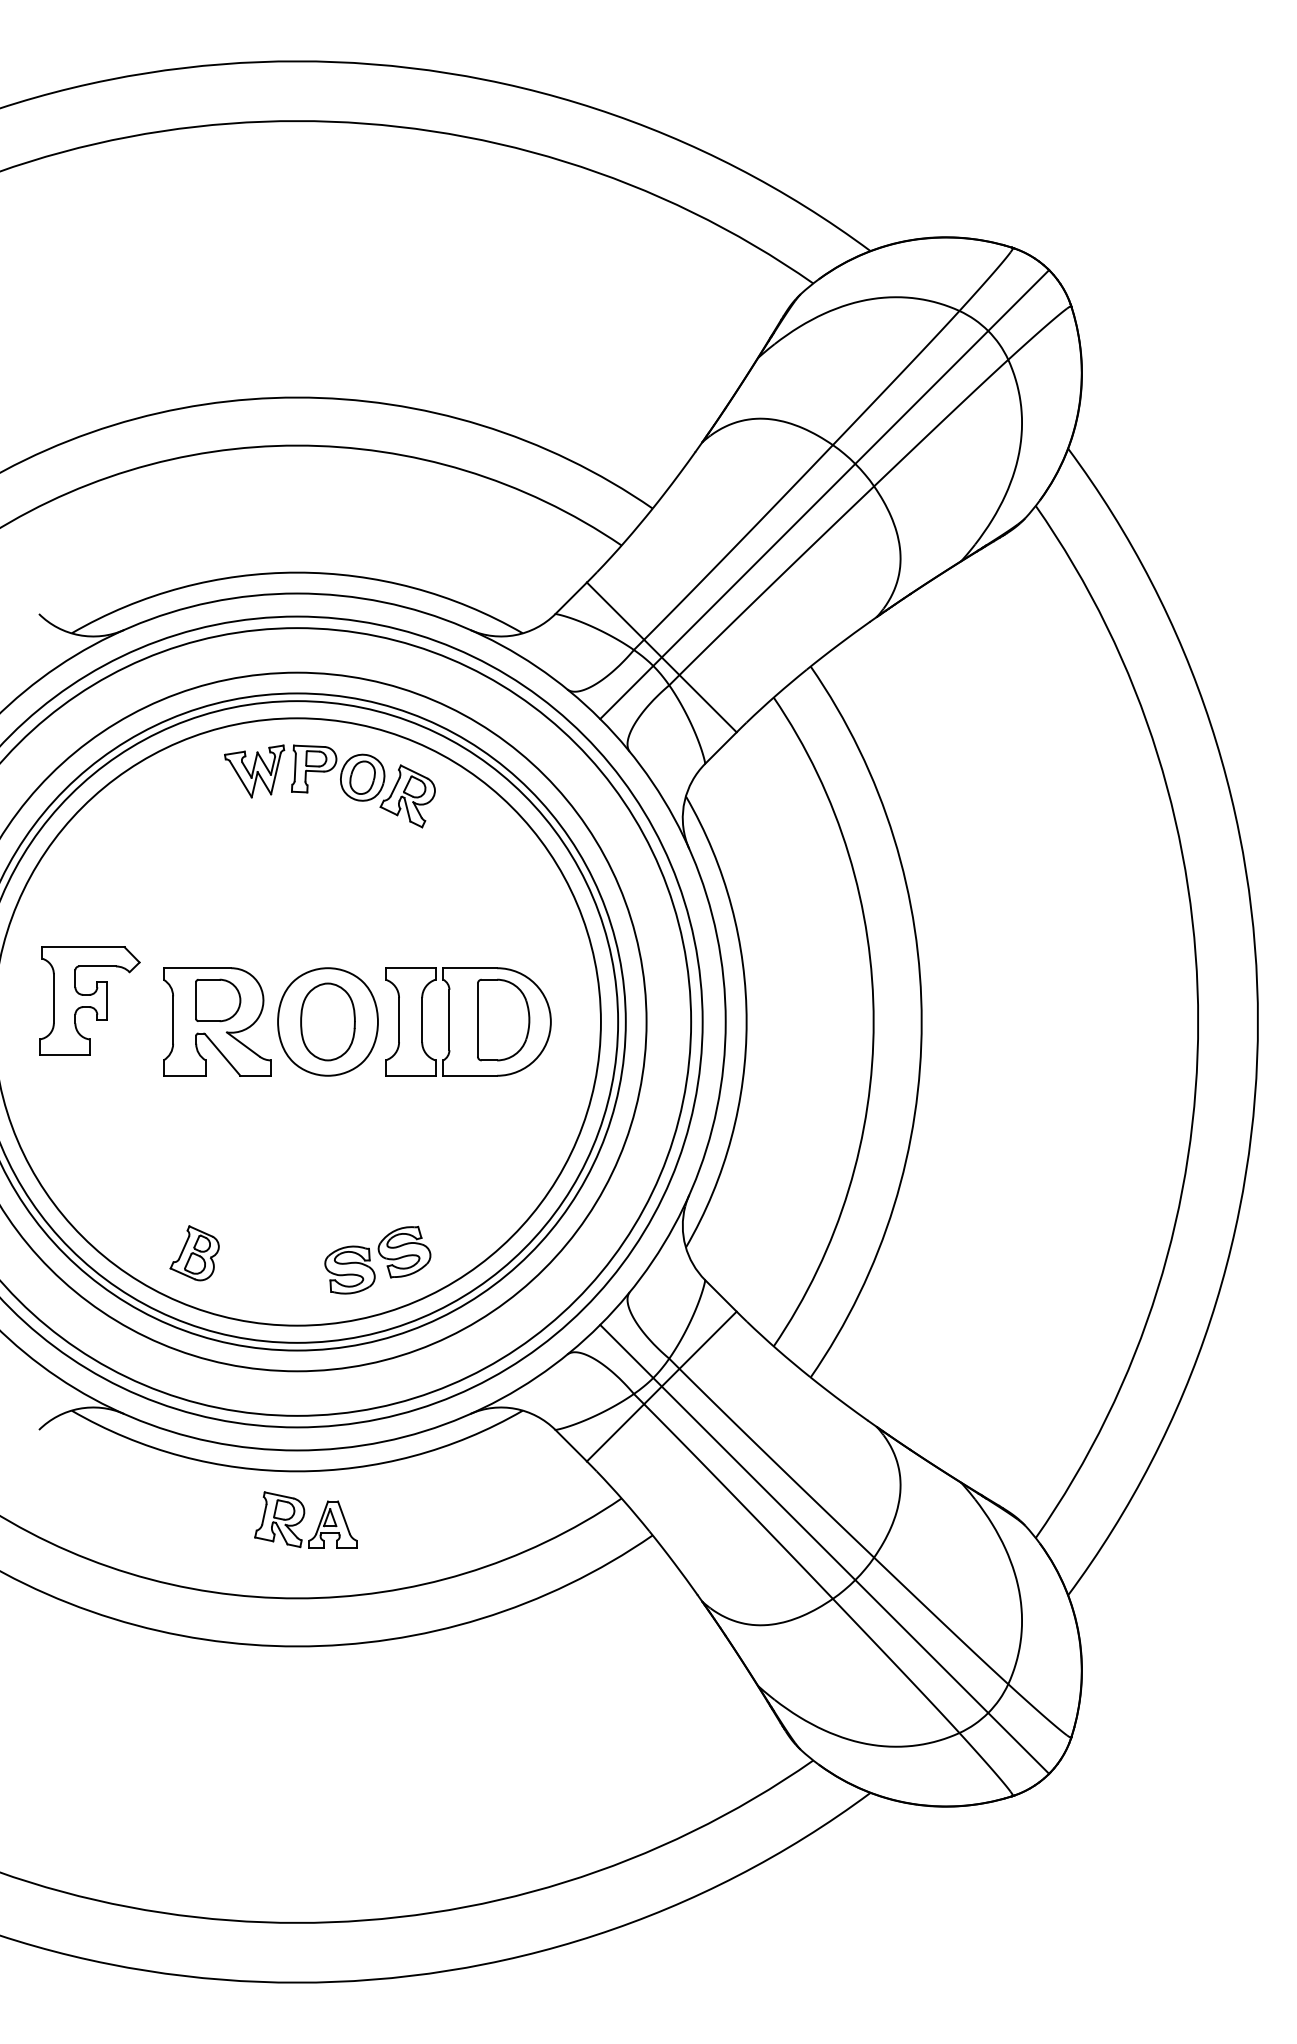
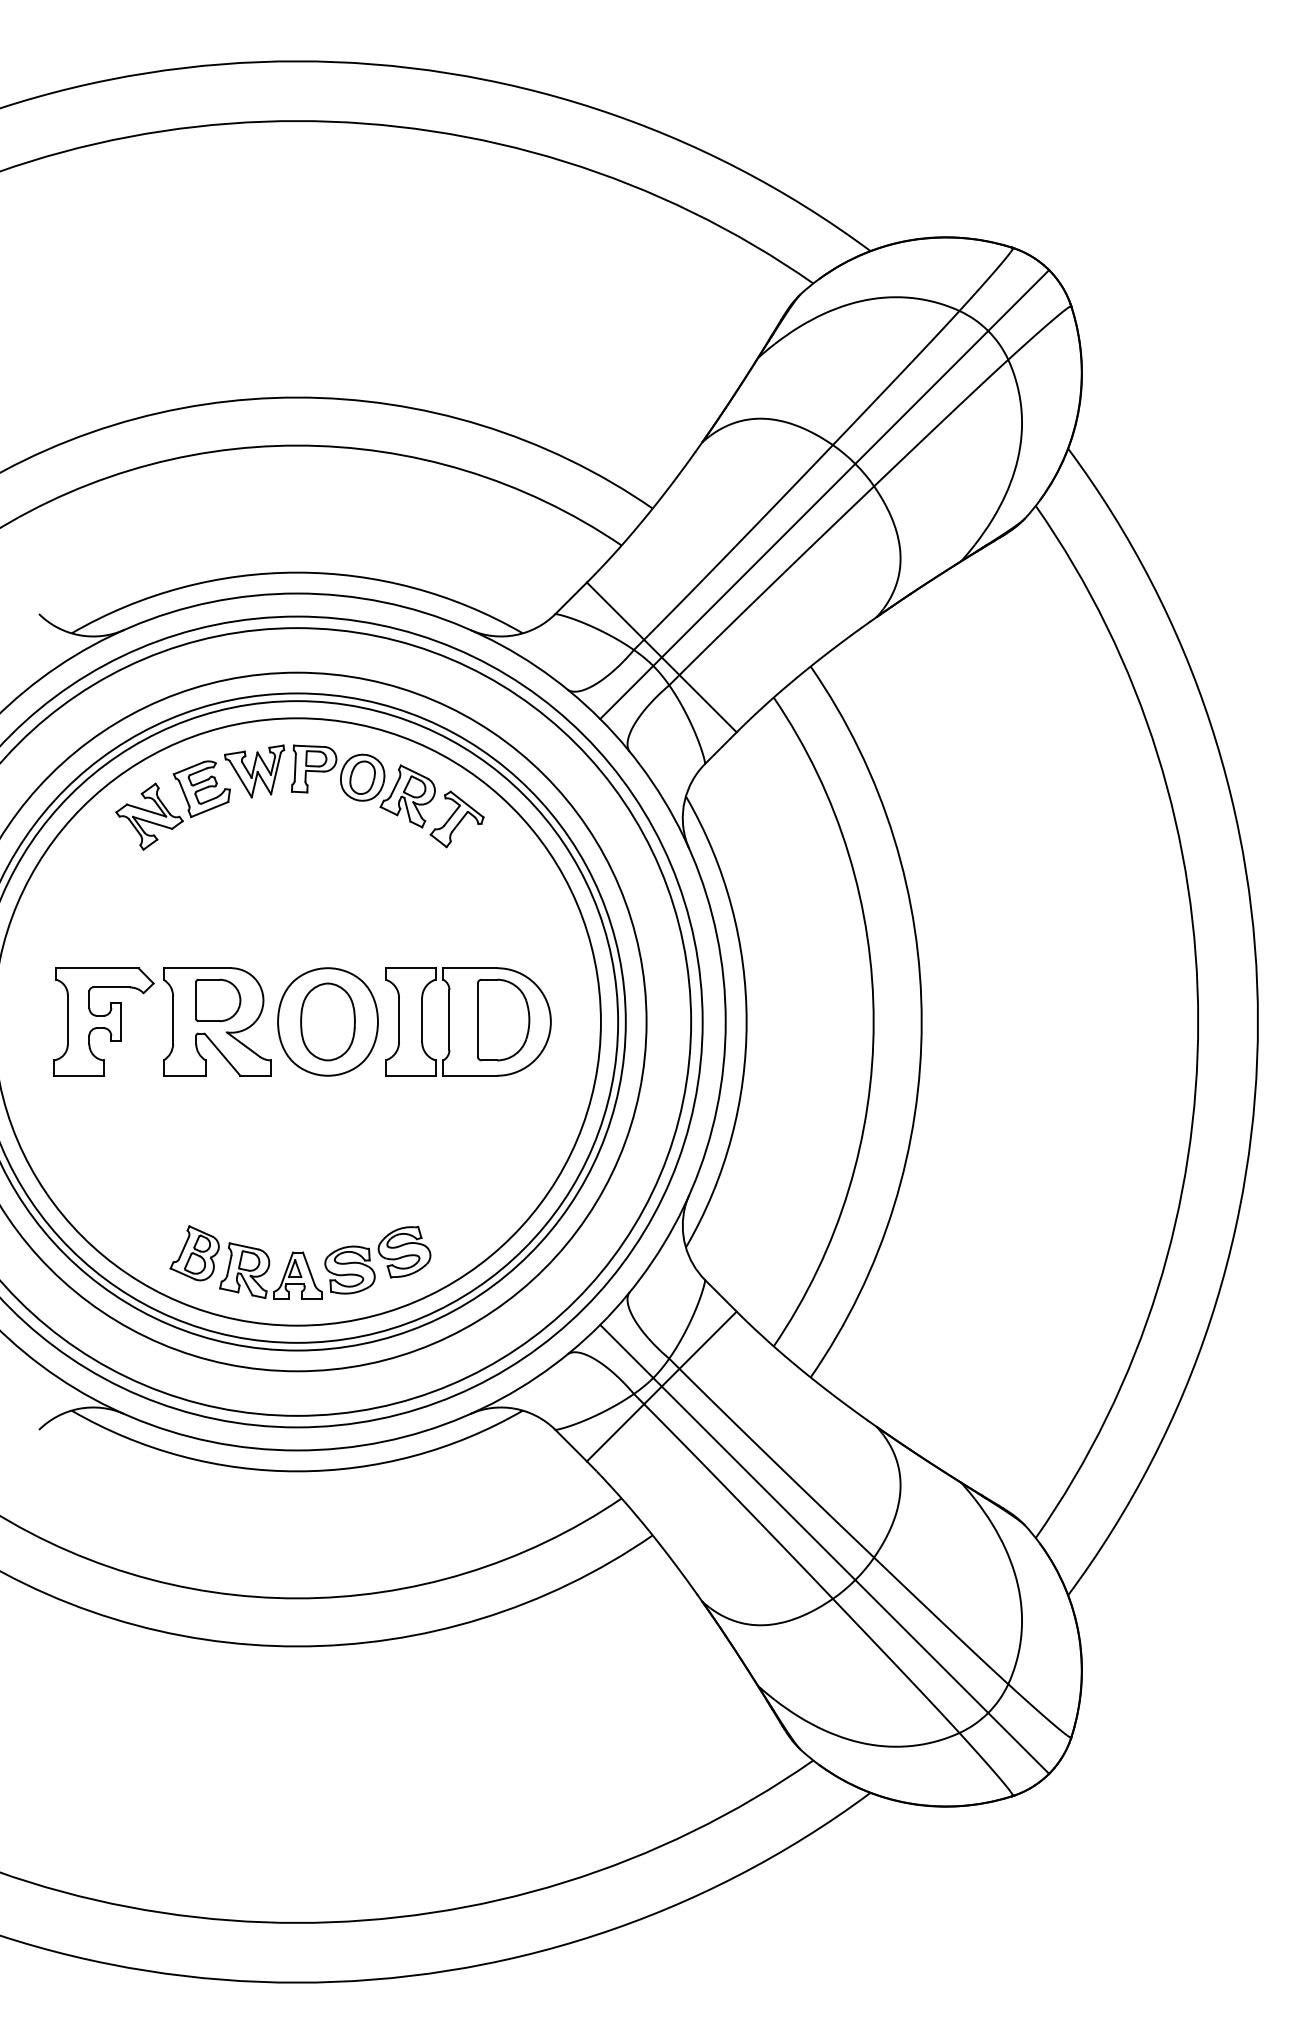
part: none -> present (172, 805)
part: none -> present (456, 819)
part position: (89, 1000) -> (103, 1021) (103, 1021)
part position: (305, 1519) -> (270, 1270) (270, 1270)
